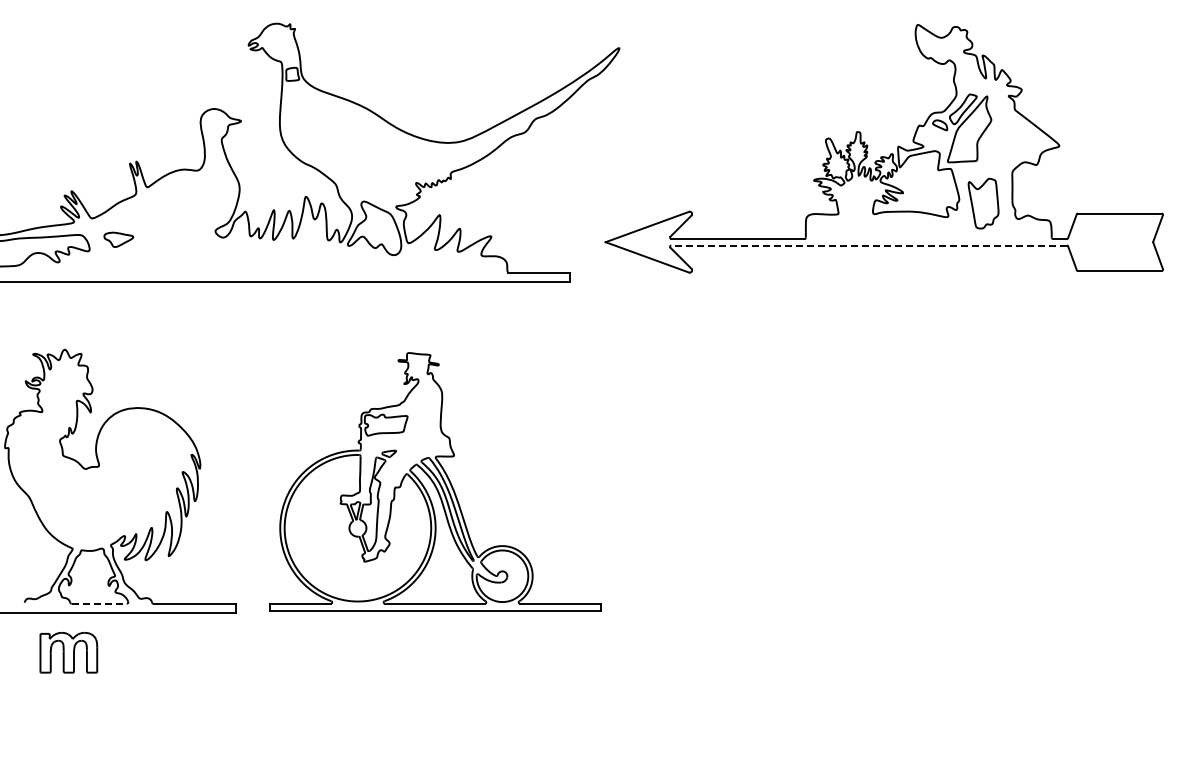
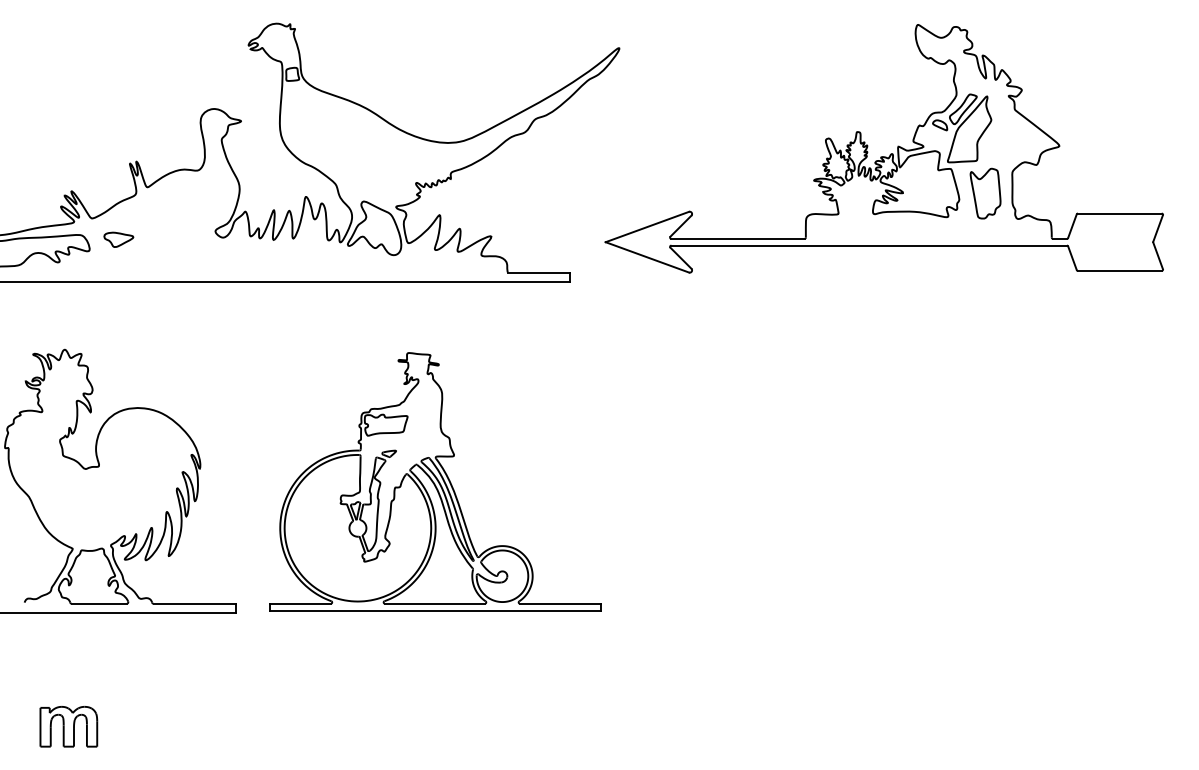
part position: (983, 203) -> (985, 193) (985, 193)
line: dashed -> solid (869, 245)
line: dashed -> solid (99, 603)
part position: (68, 652) -> (68, 726) (68, 726)
